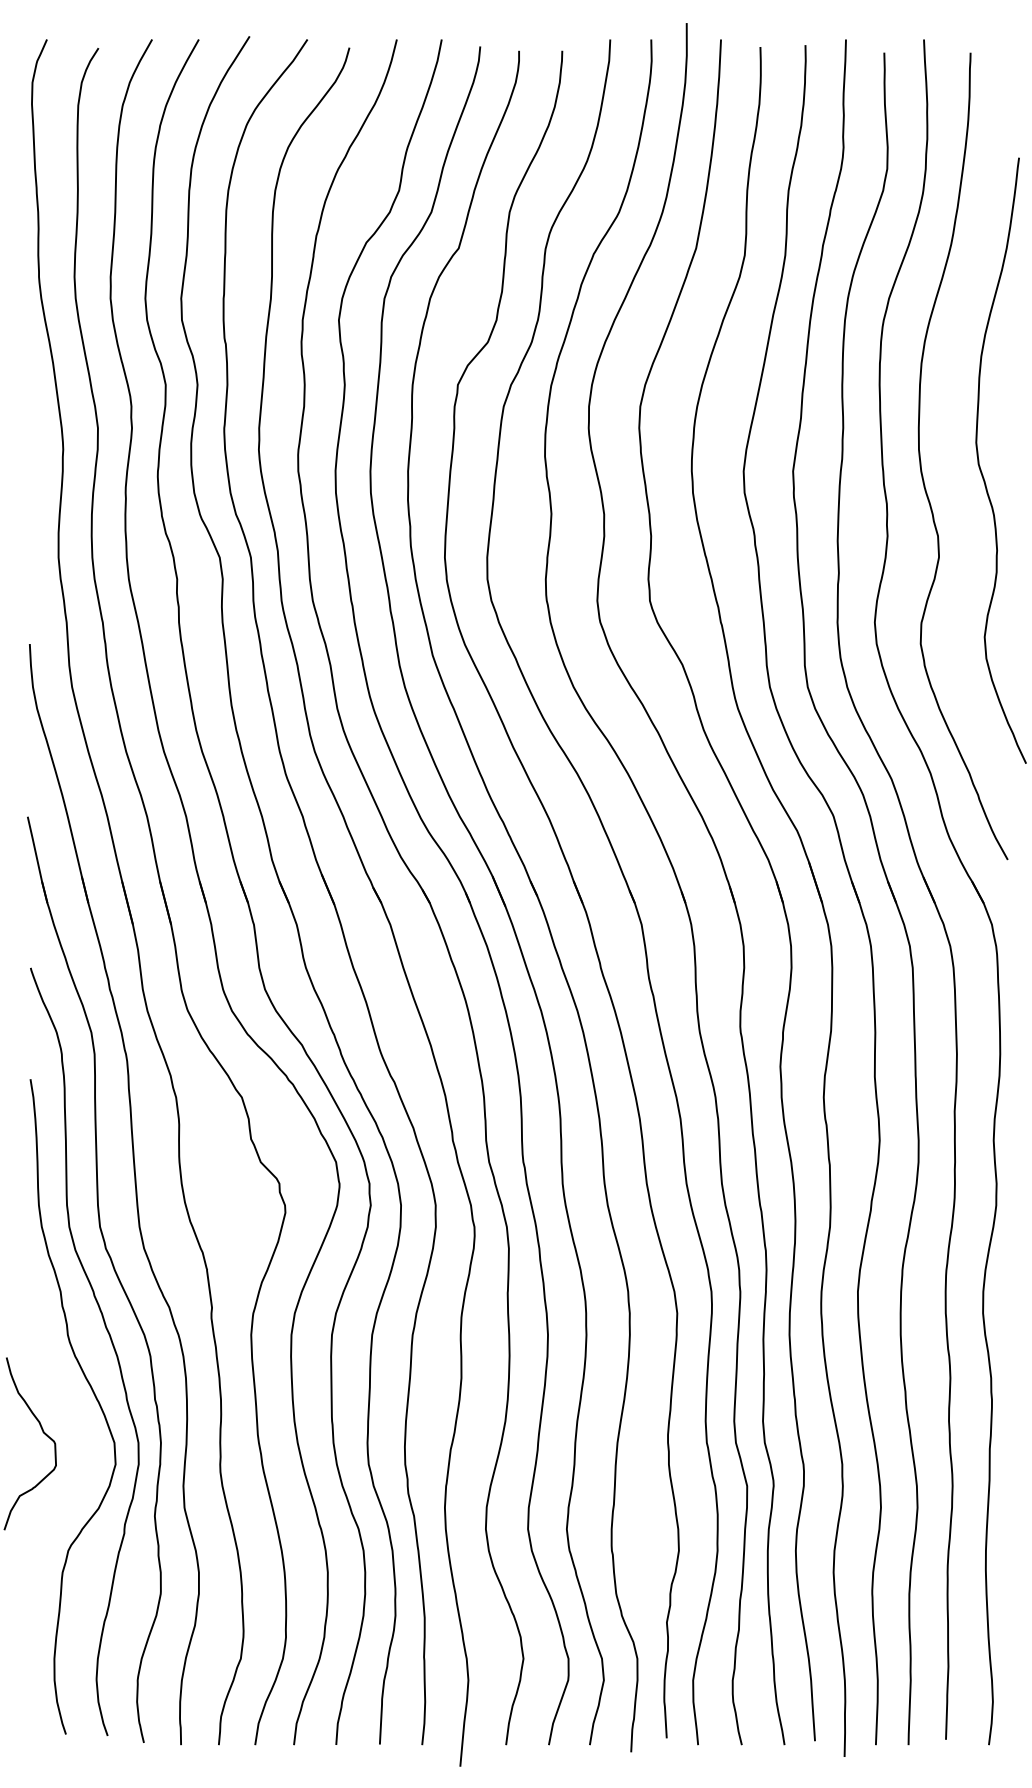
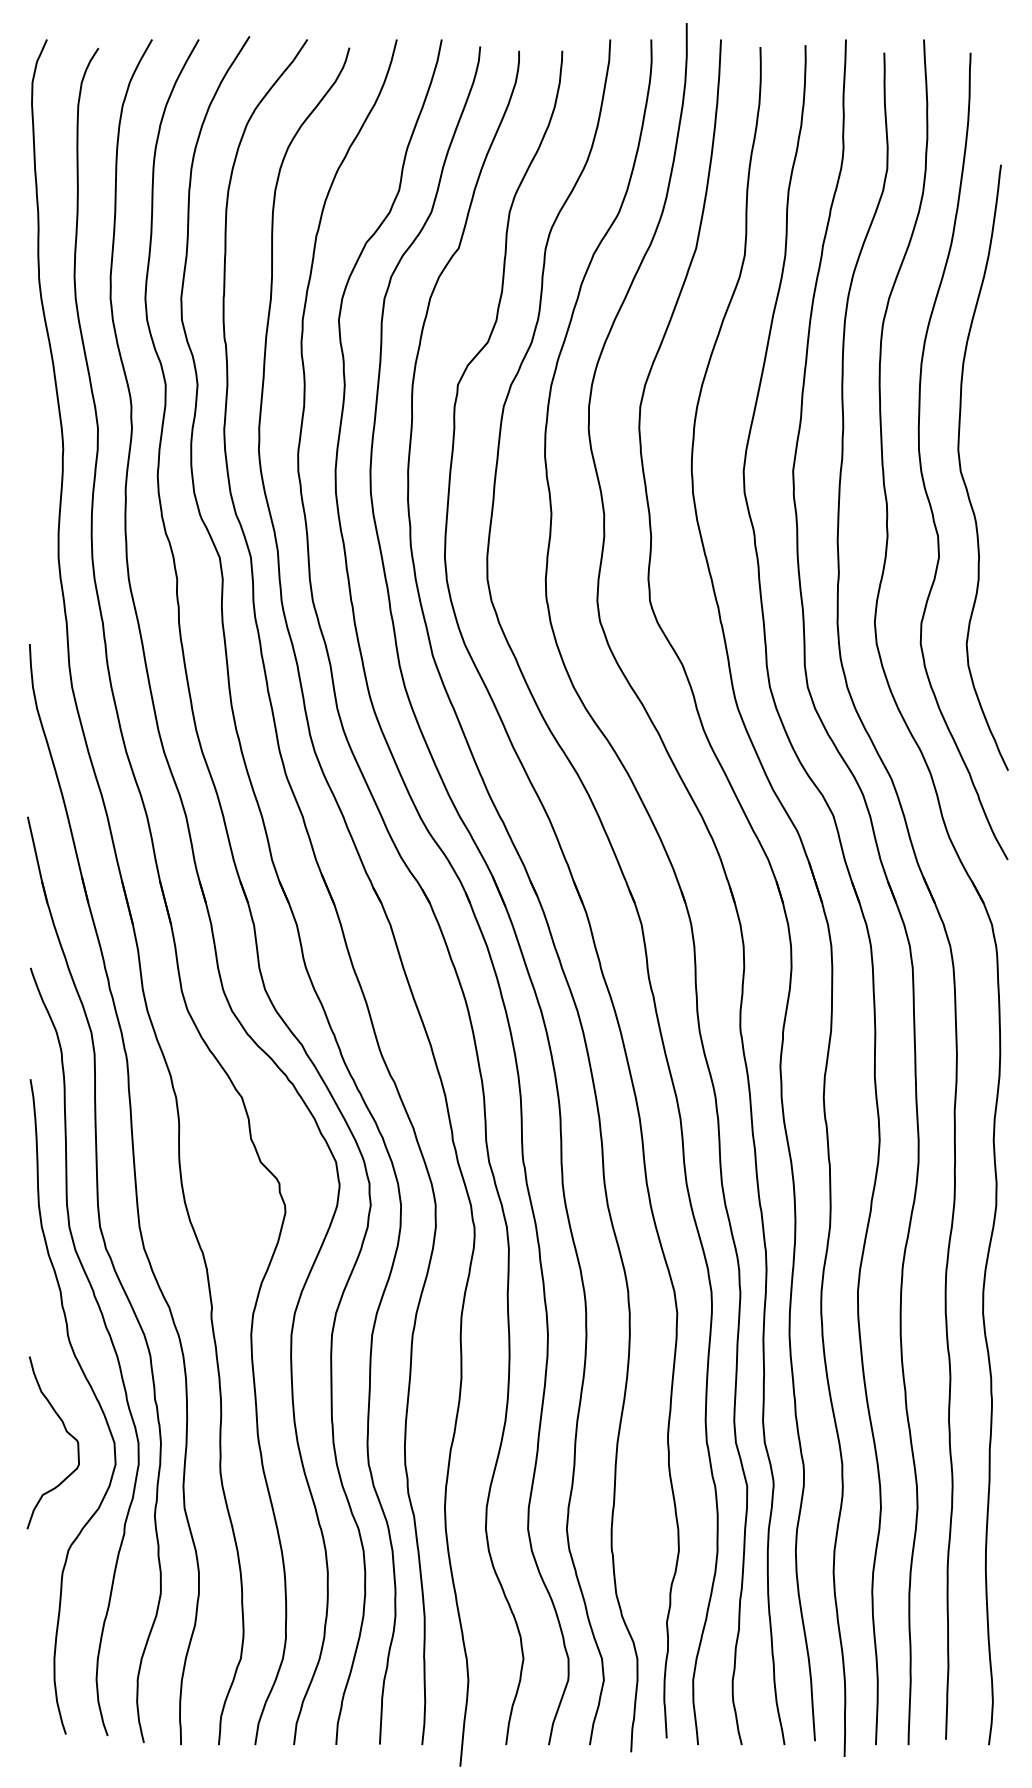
curve position: (980, 466) -> (962, 473) (962, 473)
curve position: (42, 1432) -> (65, 1431) (65, 1431)
